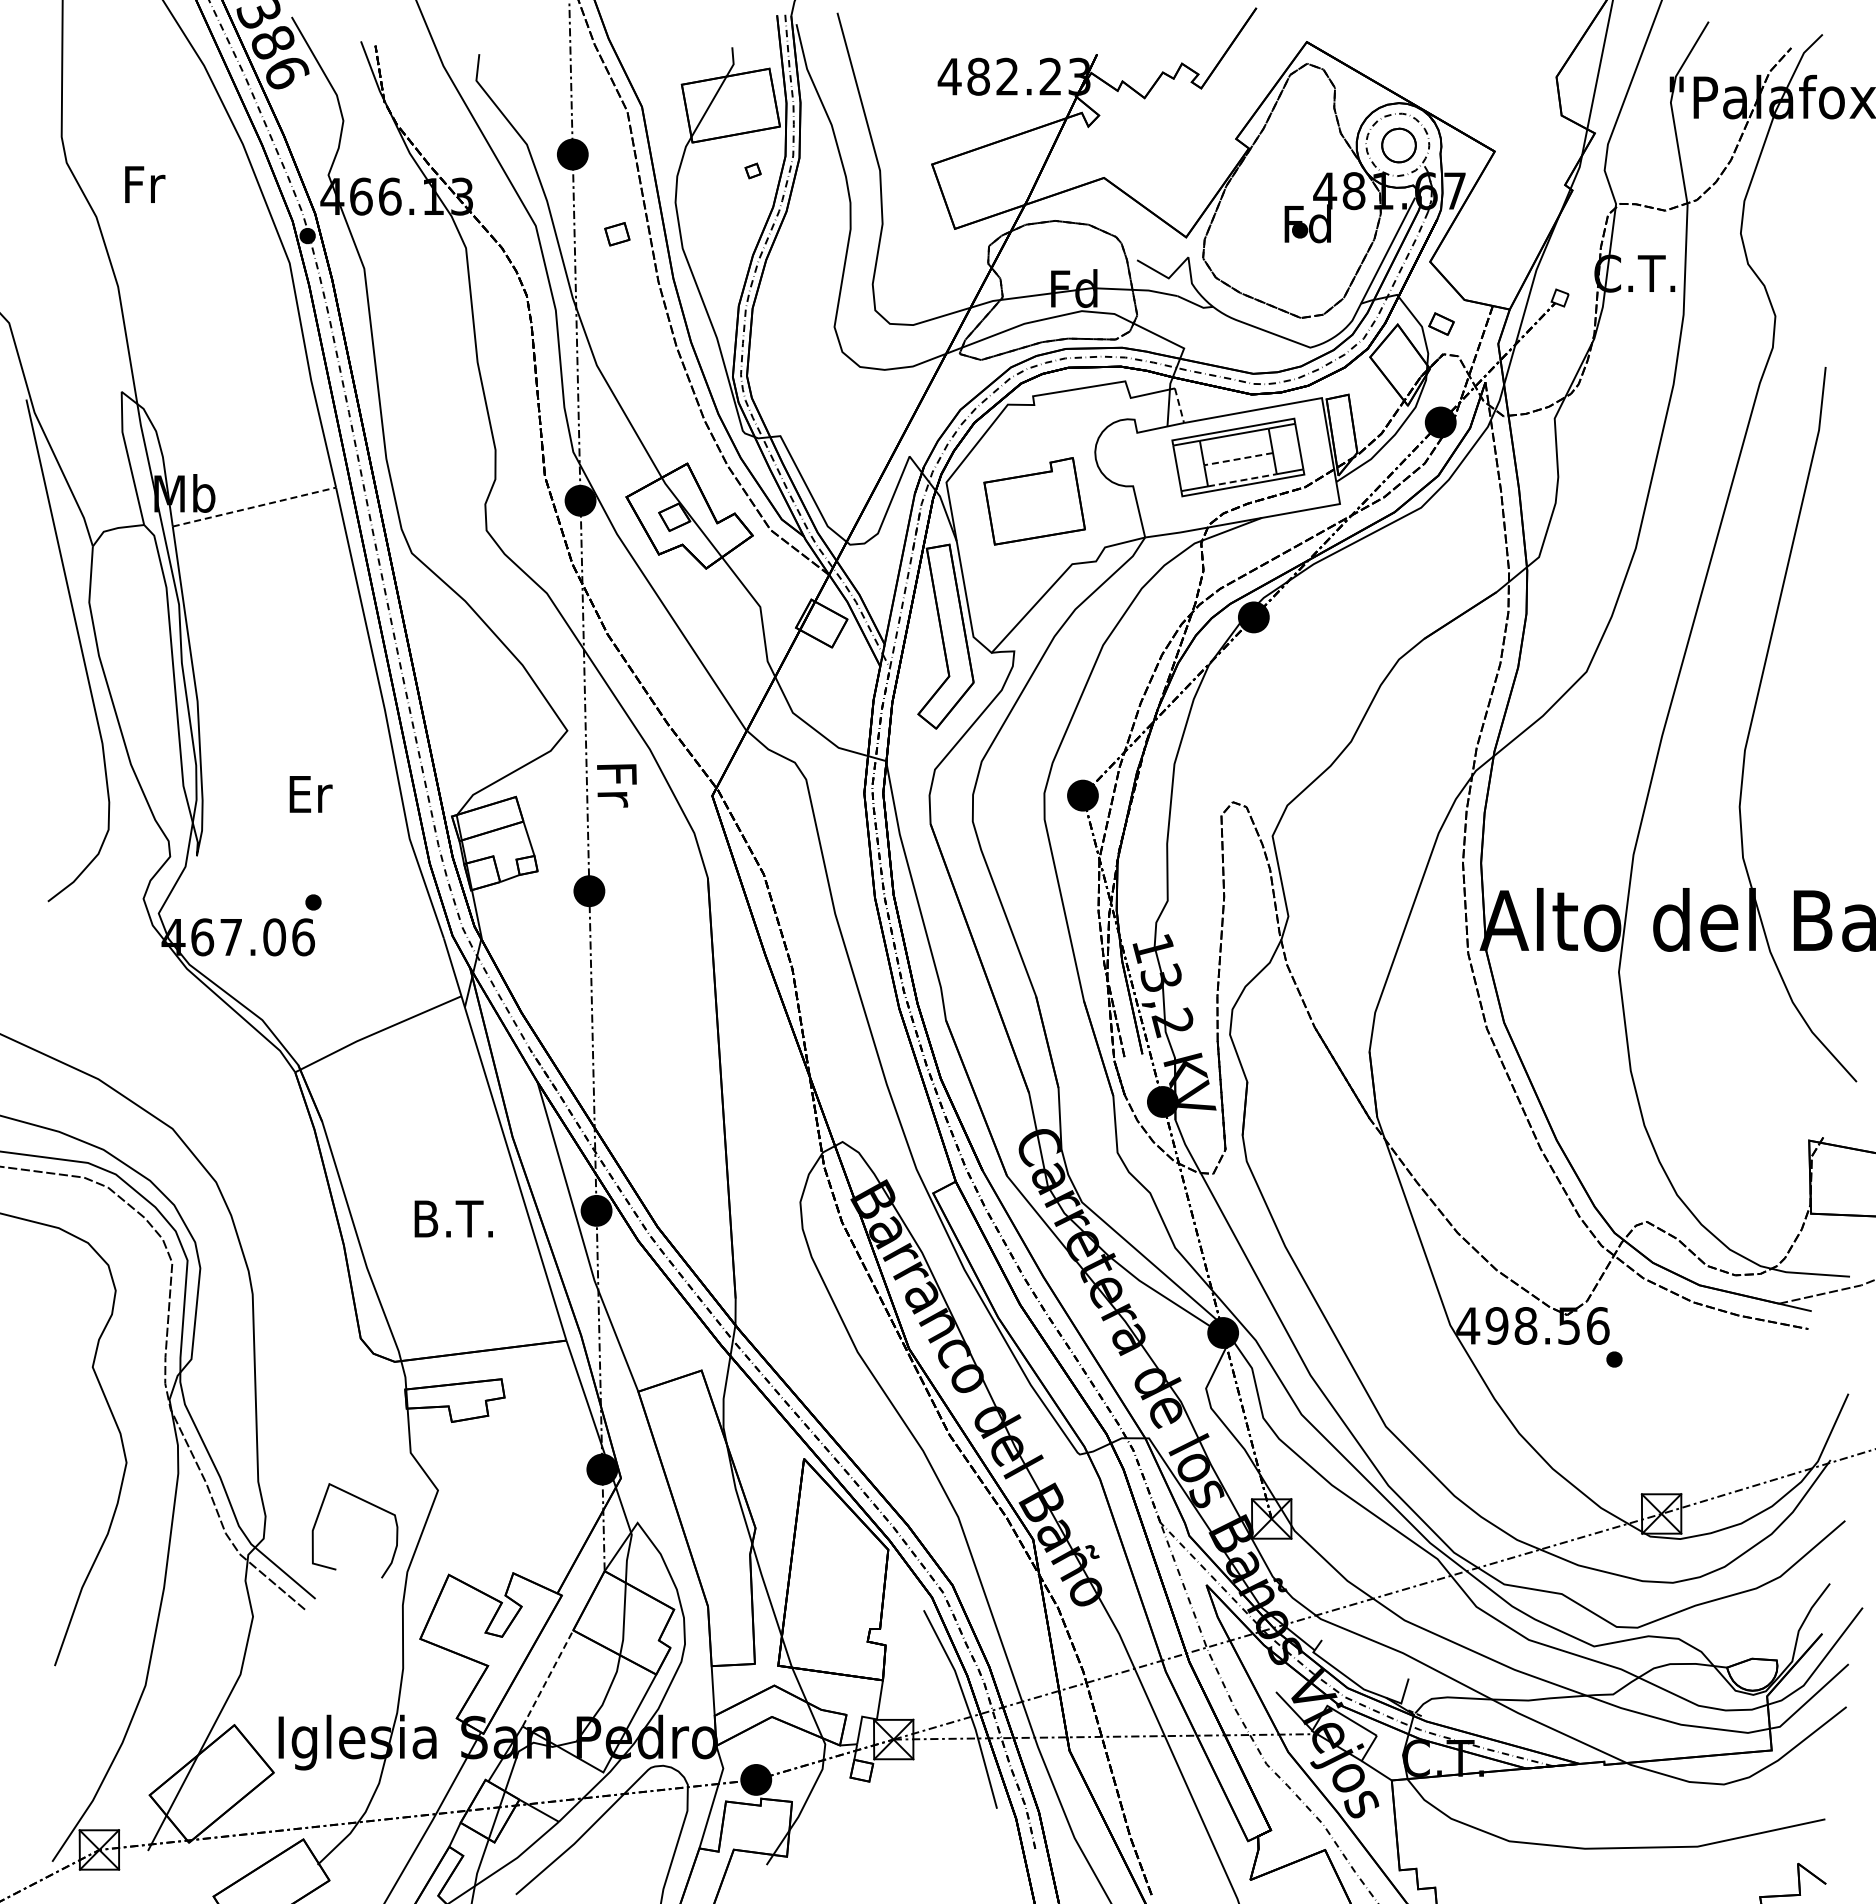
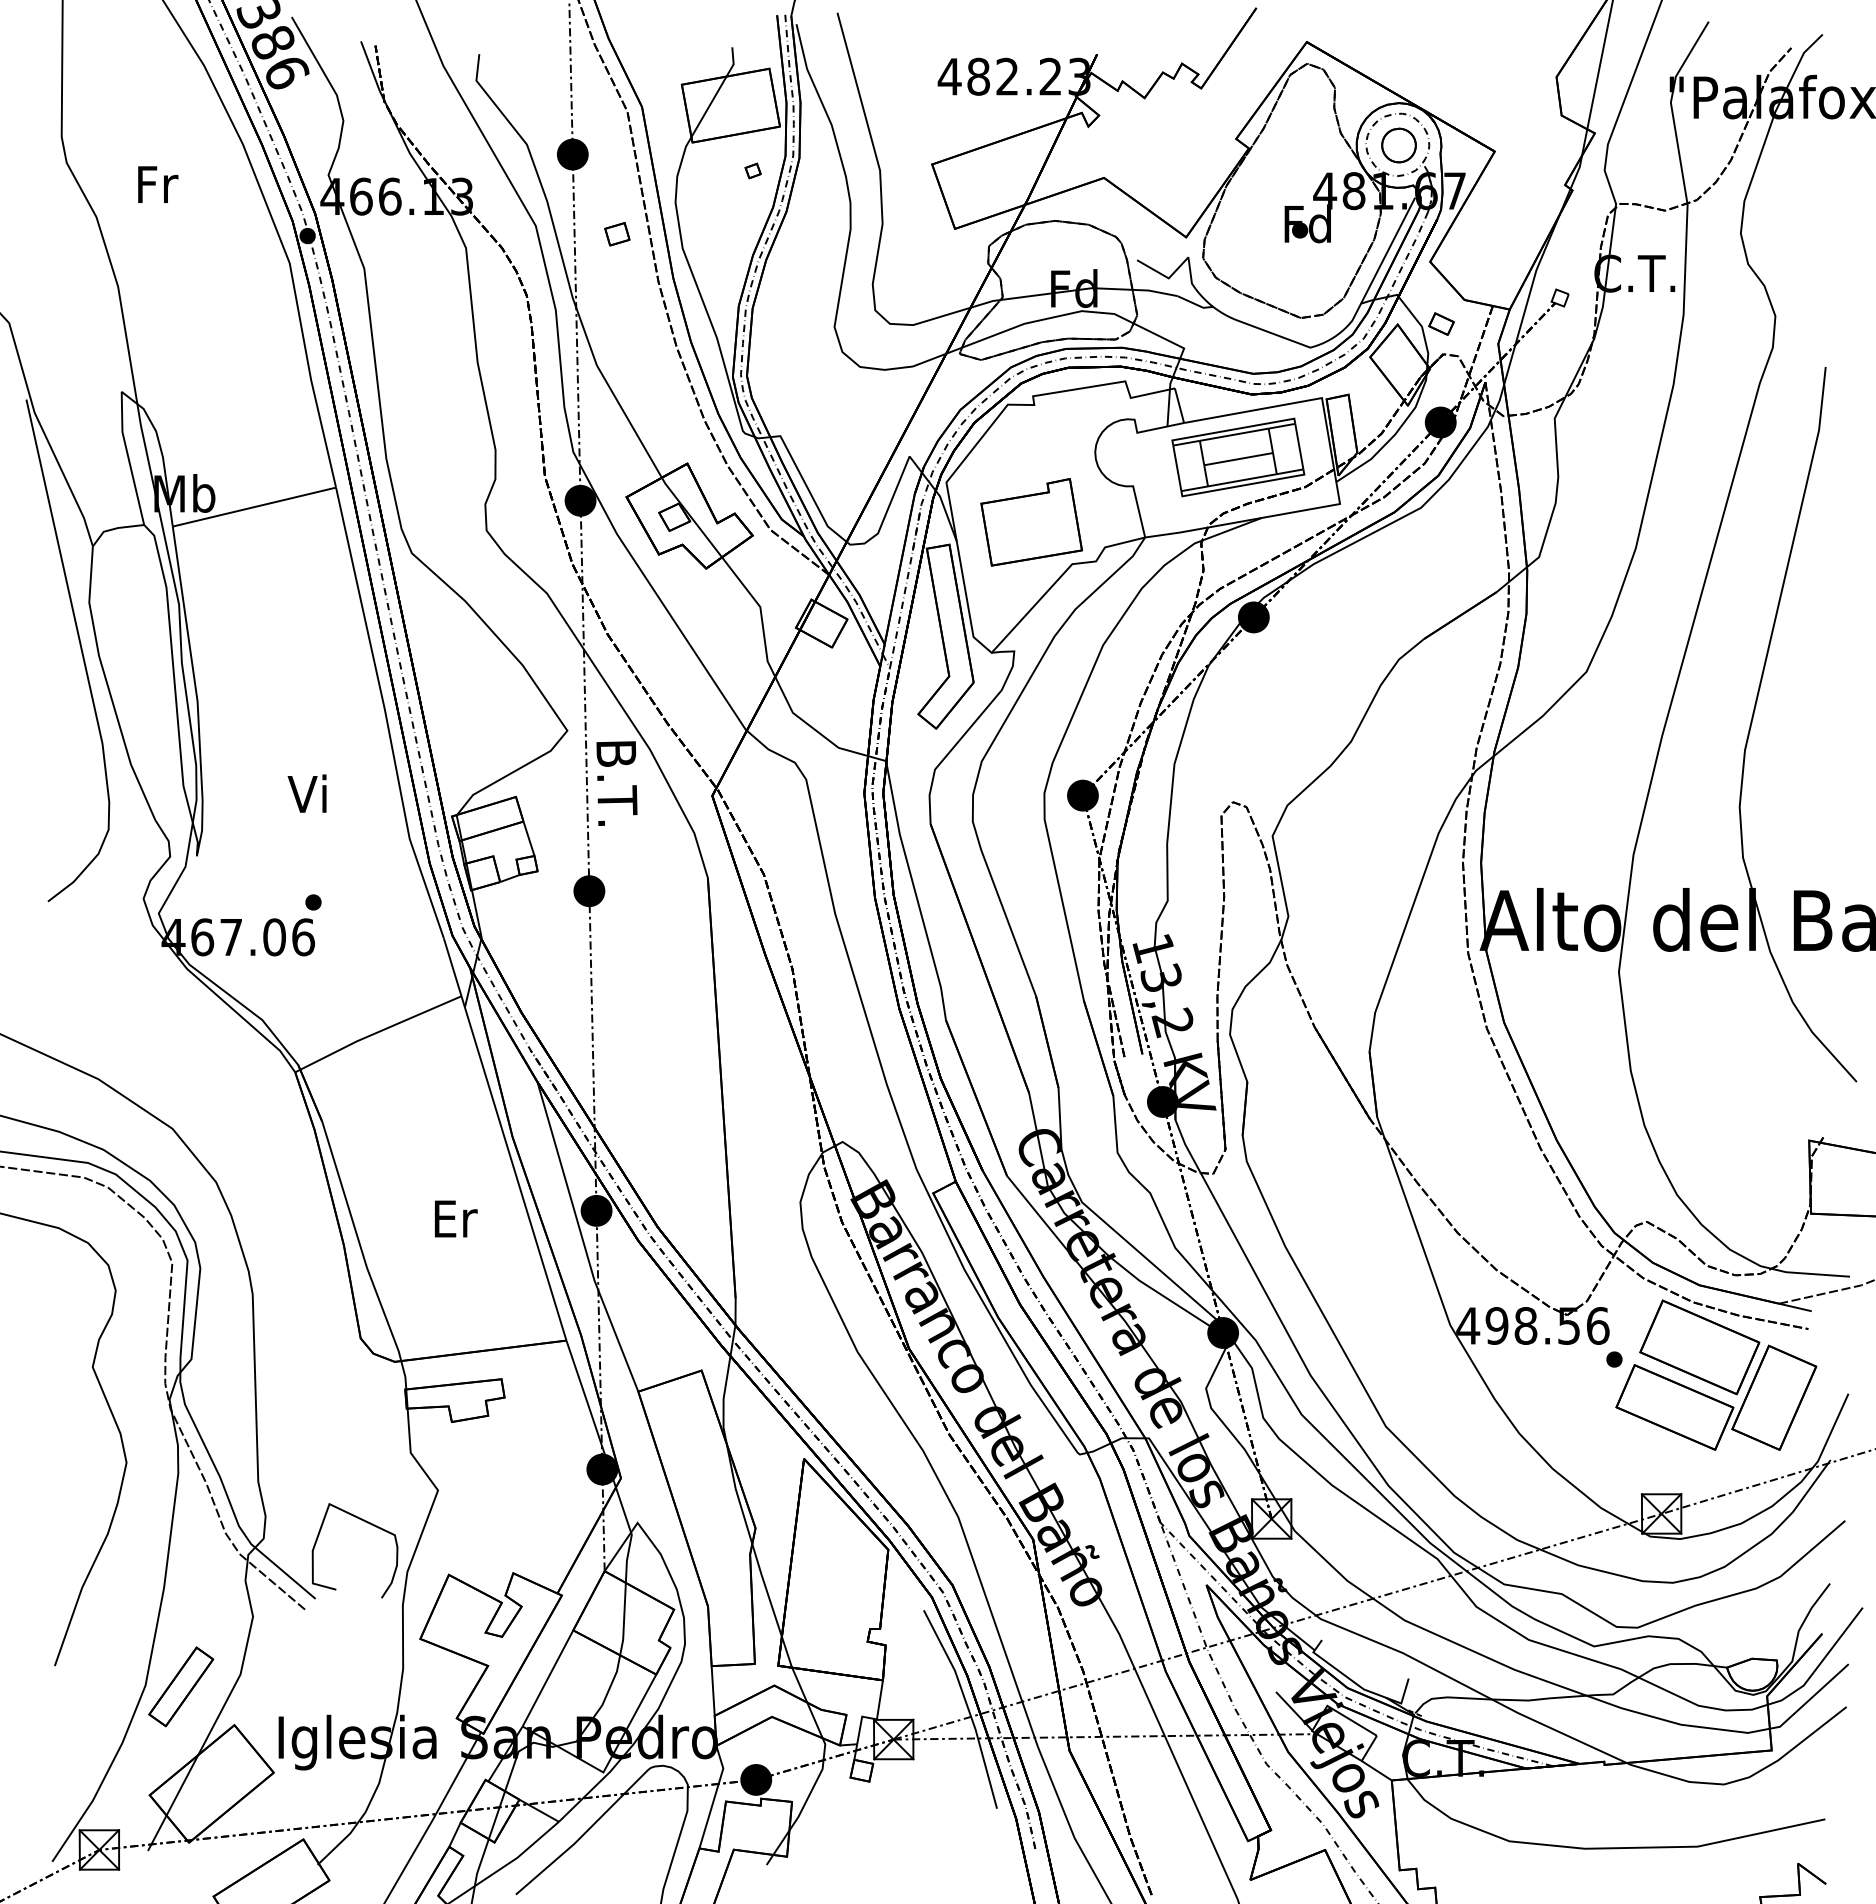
text position: (145, 184) -> (158, 184) (158, 184)
line: dashed -> solid (1179, 405)
line: dashed -> solid (1238, 459)
line: dashed -> solid (1242, 480)
part position: (1034, 501) -> (1031, 522) (1031, 522)
line: dashed -> solid (254, 507)
text: Fr -> B.T. (616, 783)
text: Er -> Vi (309, 793)
text: B.T. -> Er (453, 1218)
part: none -> present (1716, 1374)
curve position: (367, 1503) -> (367, 1523) (367, 1523)
line: dashed -> solid (548, 1677)
part: none -> present (181, 1686)
